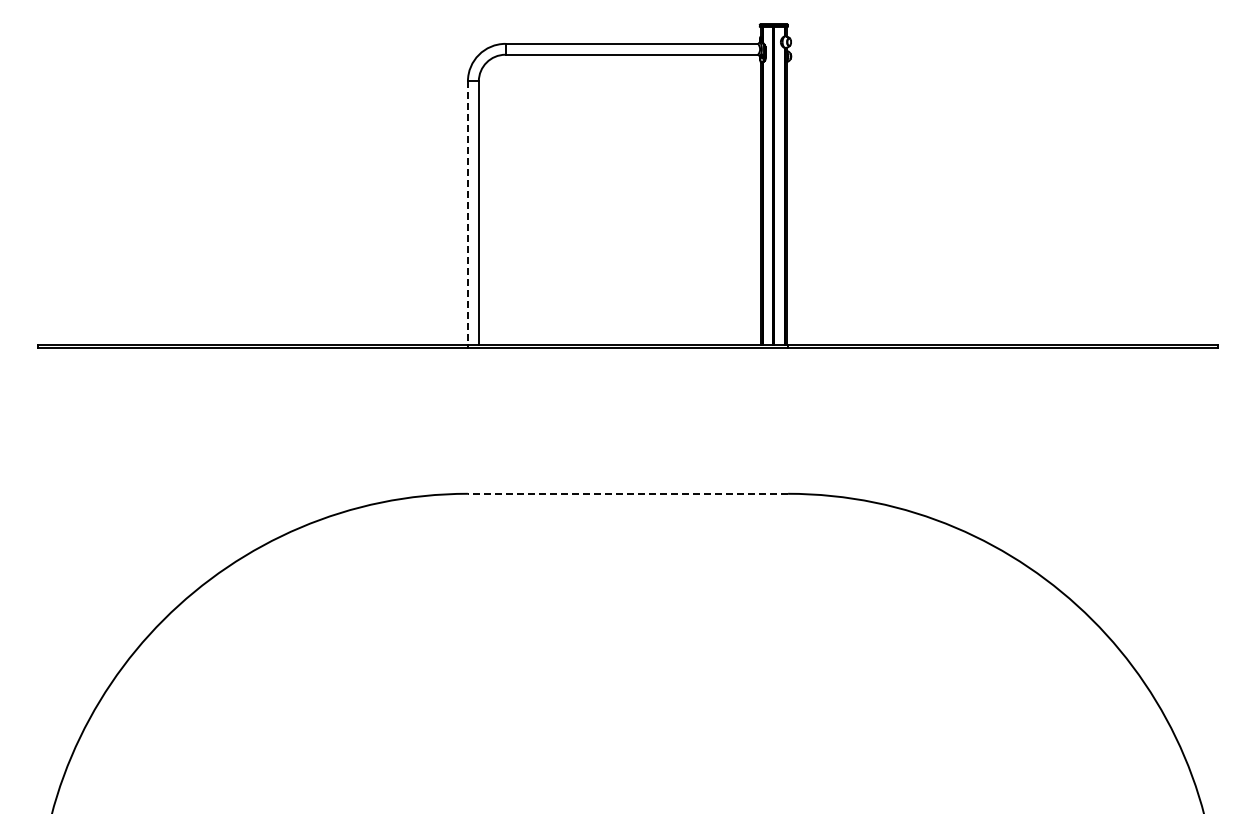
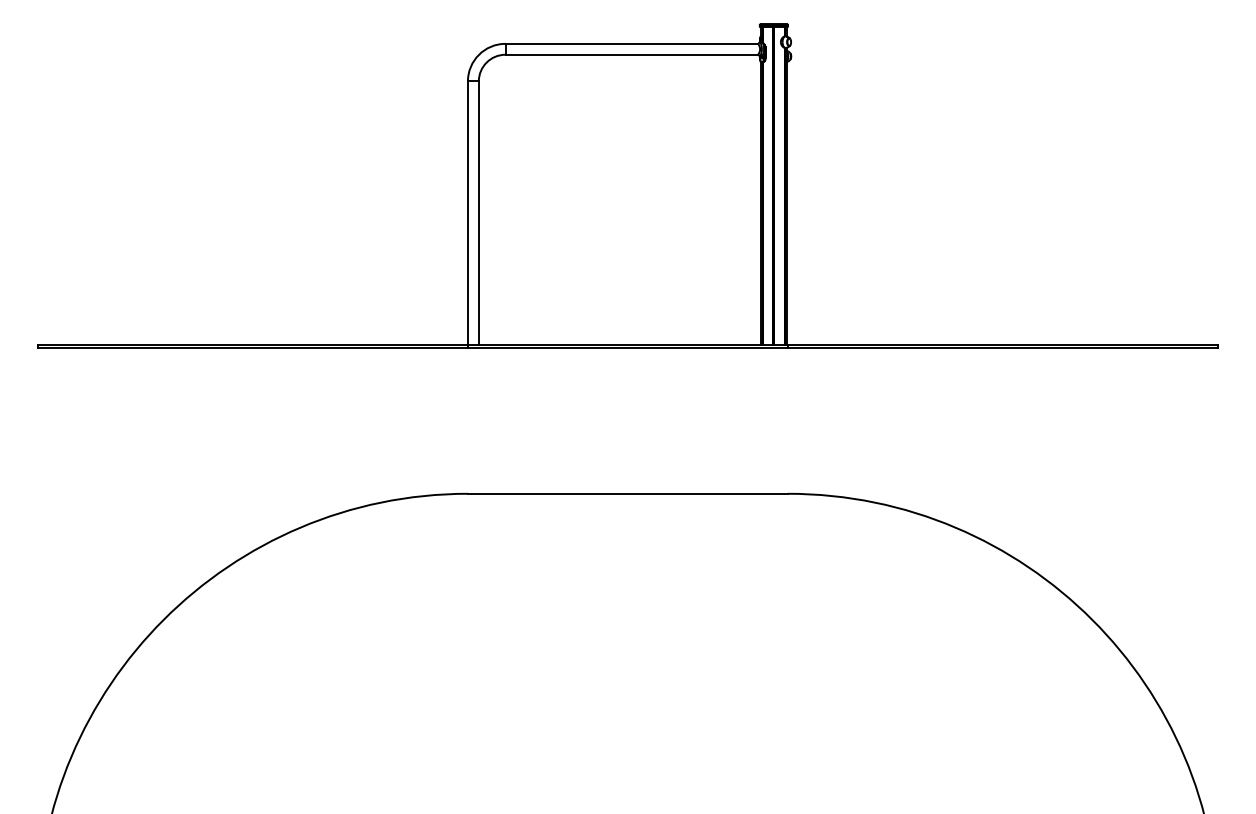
line: dashed -> solid (467, 213)
line: dashed -> solid (627, 493)
